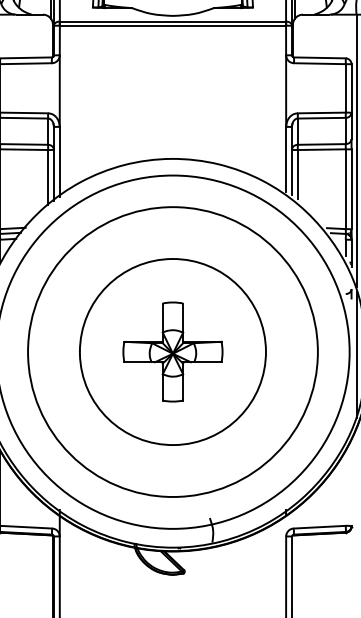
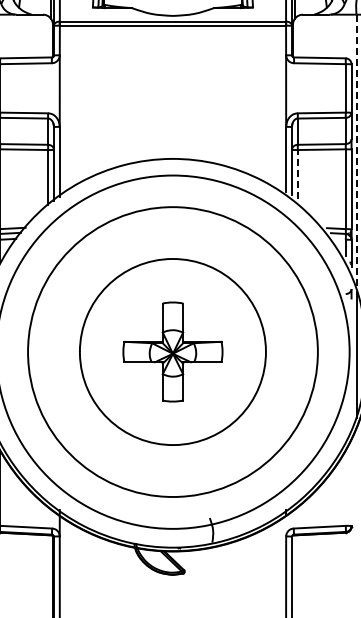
line: solid -> dashed (356, 151)
line: solid -> dashed (297, 174)
